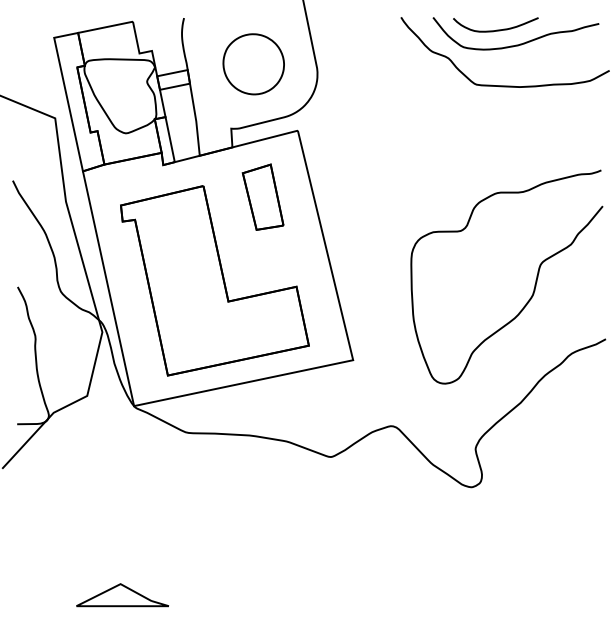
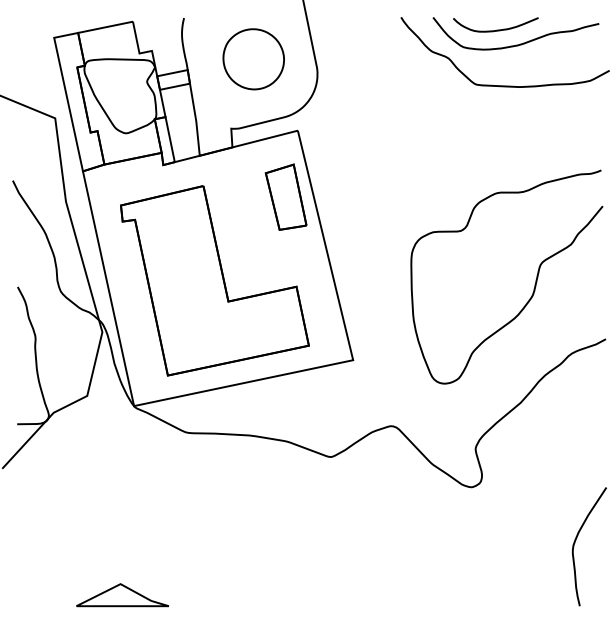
part position: (253, 64) -> (253, 59) (253, 59)
part position: (262, 196) -> (285, 196) (285, 196)
curve: none -> present (575, 543)
